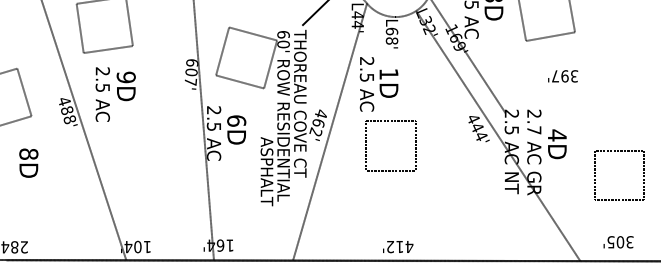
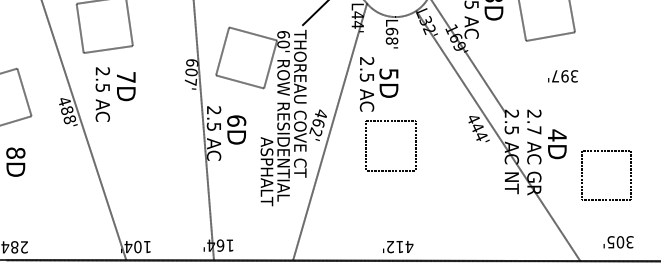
text: 1D -> 5D (388, 73)
text: 9D -> 7D (125, 77)
text position: (28, 162) -> (15, 161) (15, 161)
part position: (595, 175) -> (582, 175) (582, 175)
